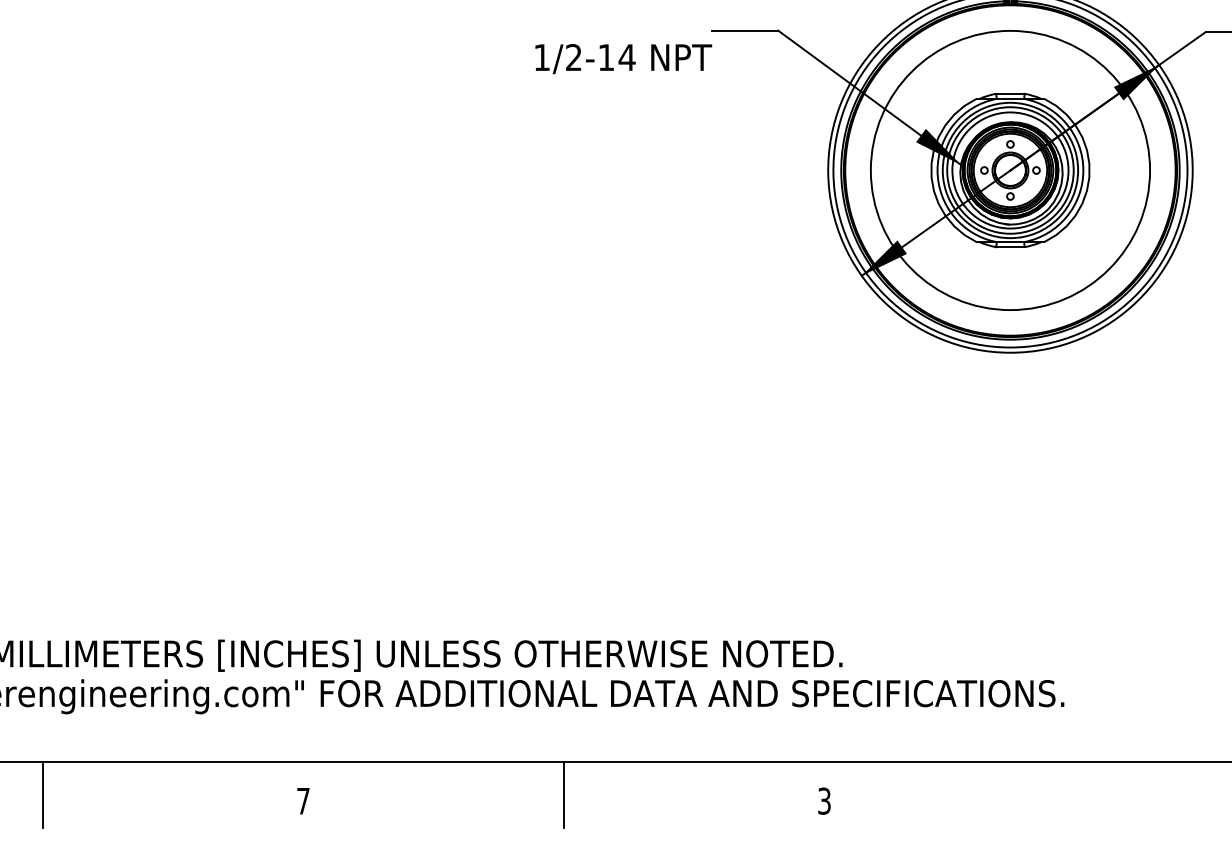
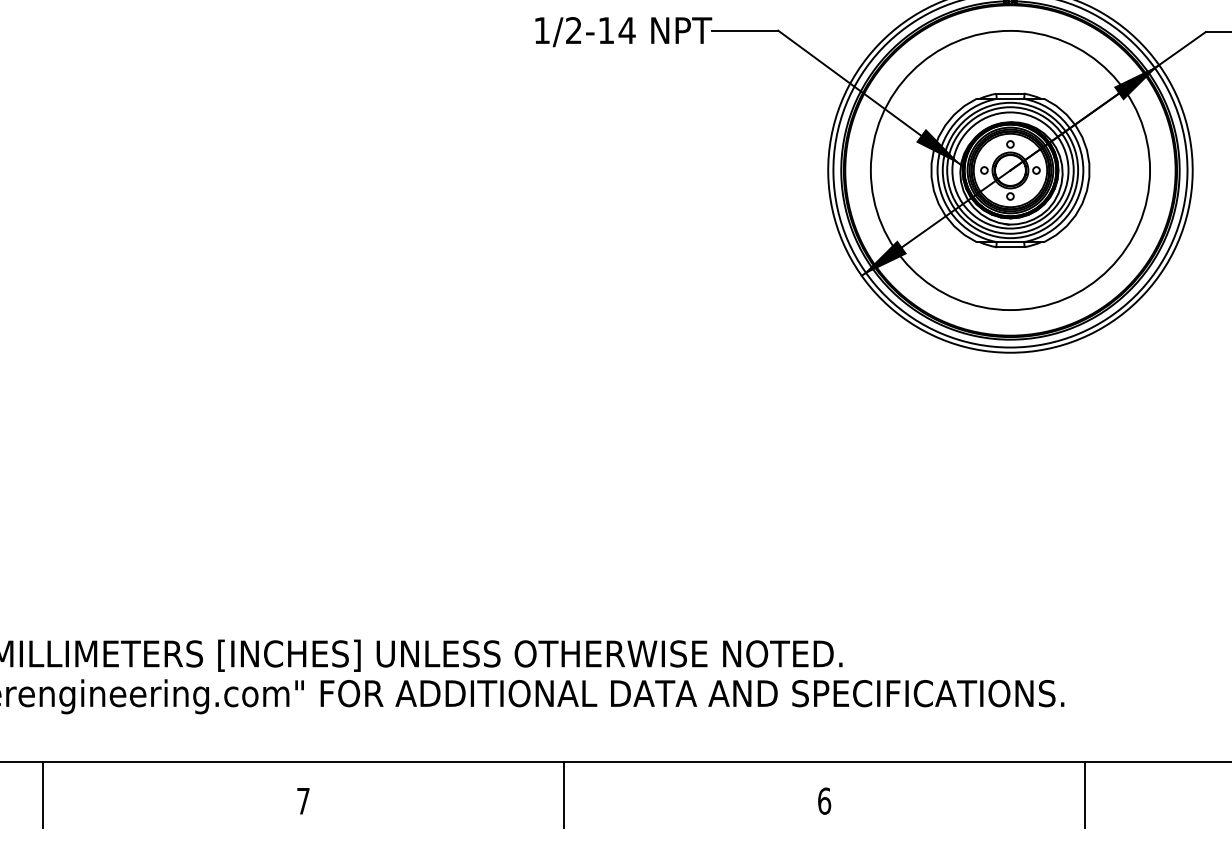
text position: (623, 59) -> (623, 32) (623, 32)
line: none -> present (1085, 794)
text: 3 -> 6 (824, 800)
